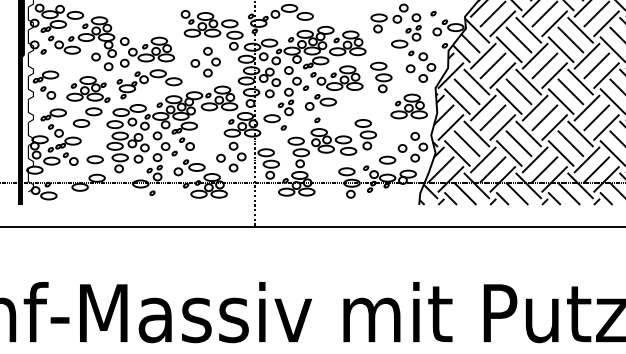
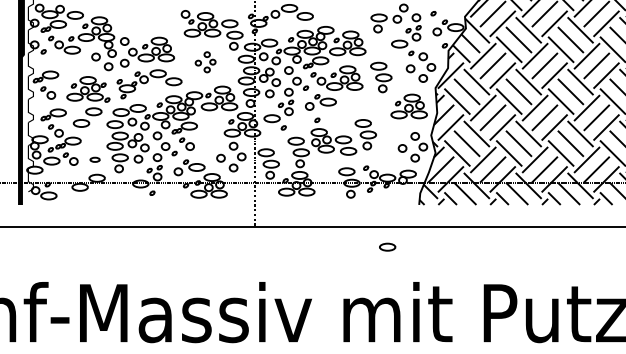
part size: 31x31 px -> 23x23 px (205, 62)
part size: 18x10 px -> 12x7 px (94, 159)
part position: (387, 159) -> (387, 246) (387, 246)
